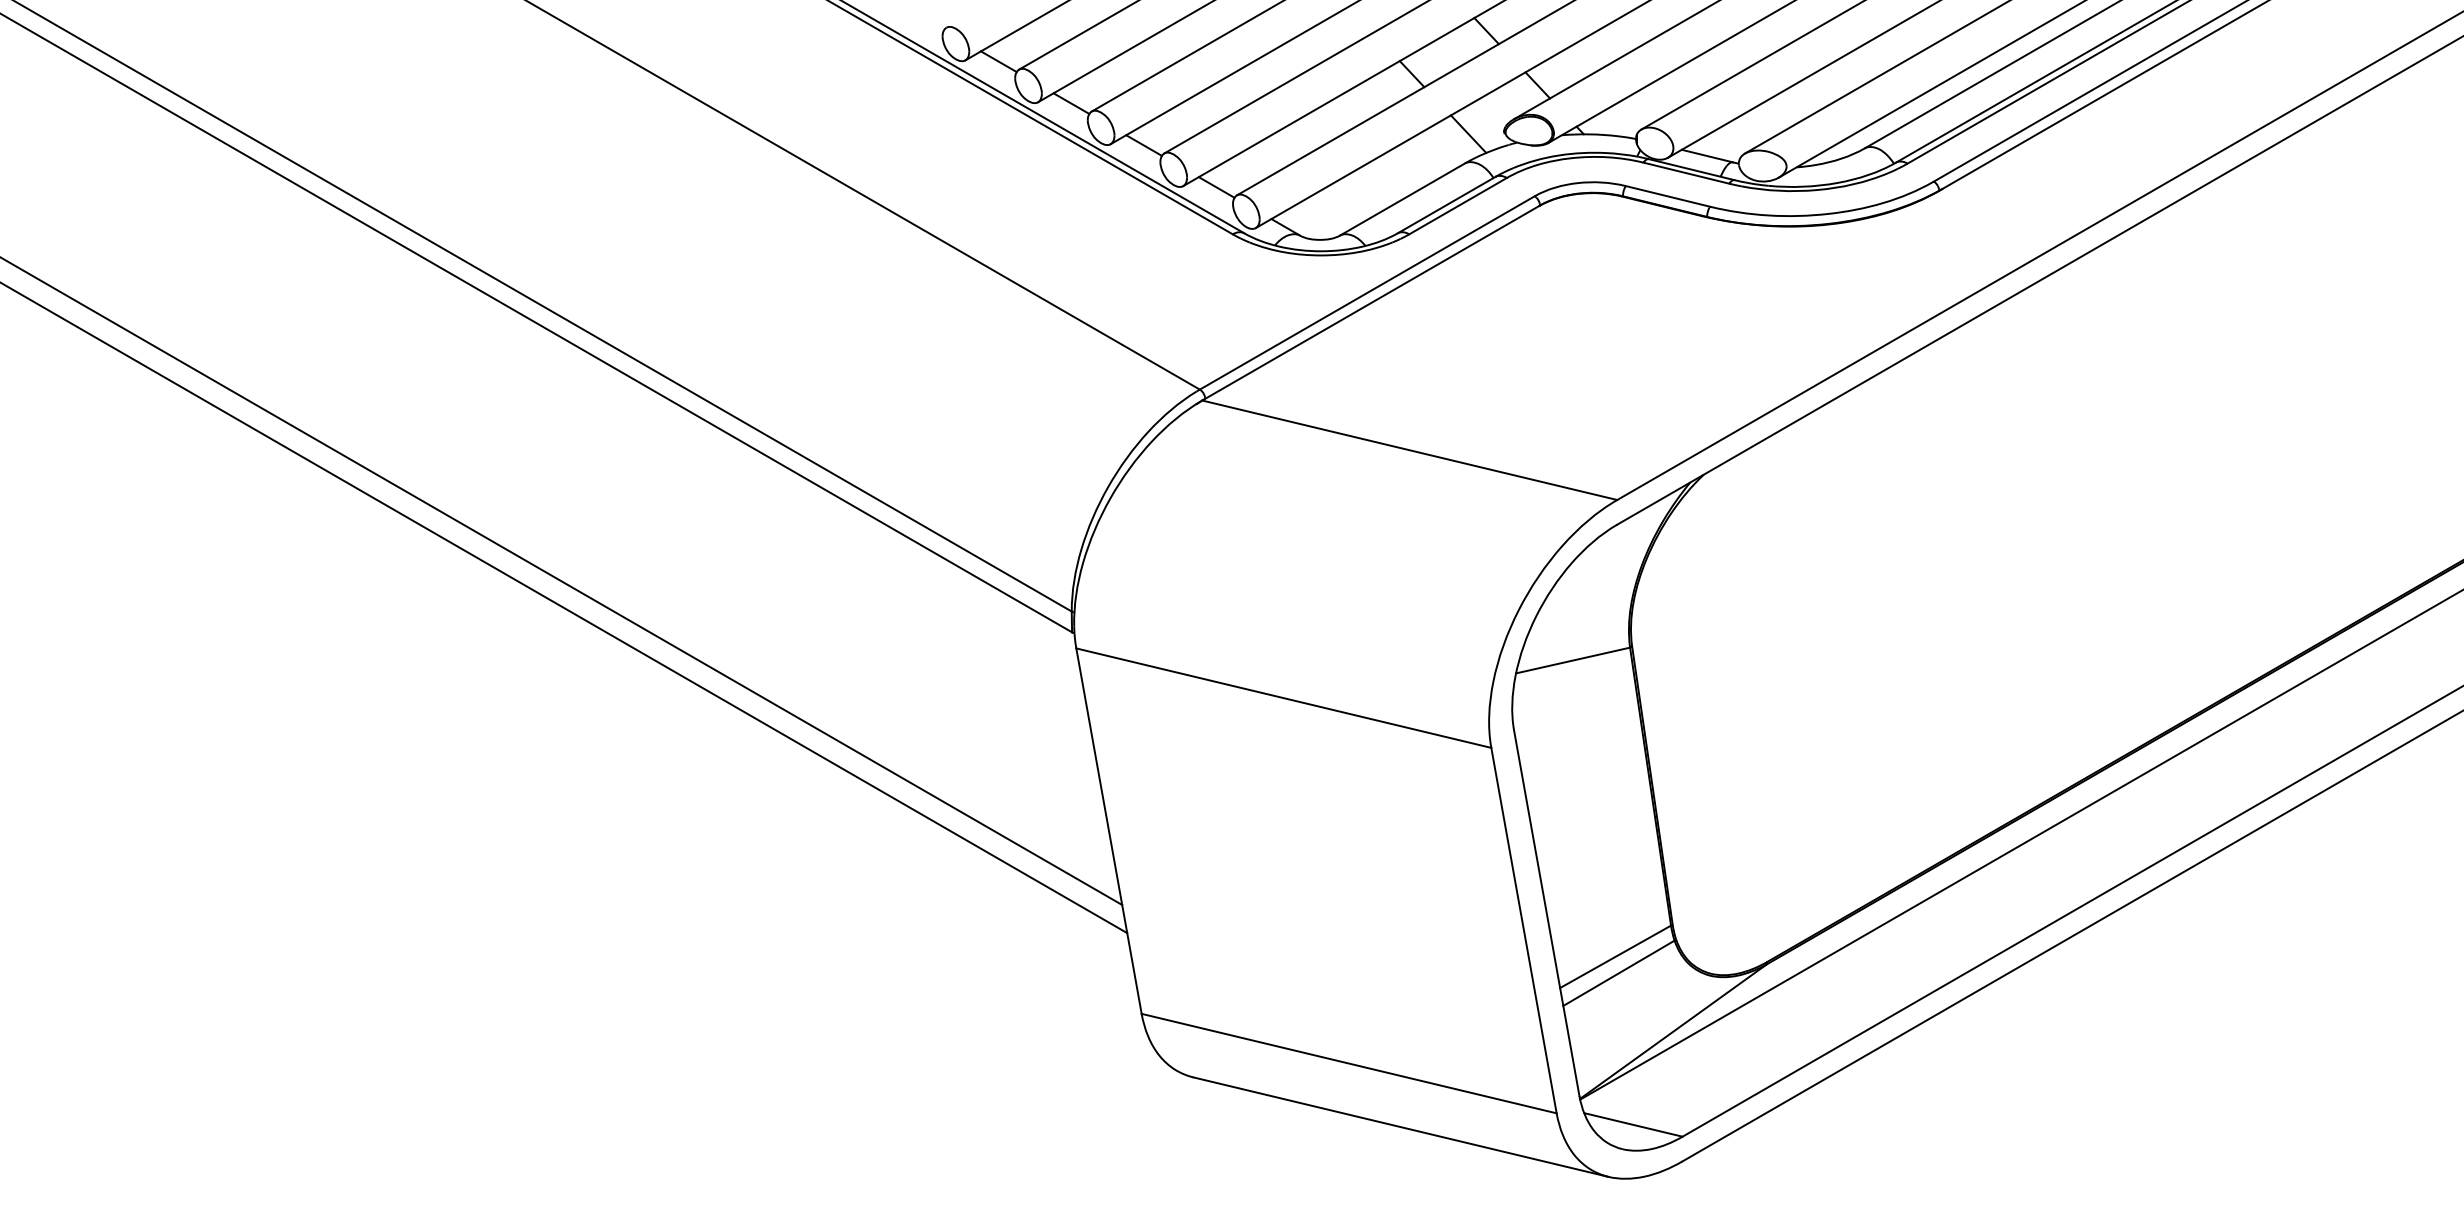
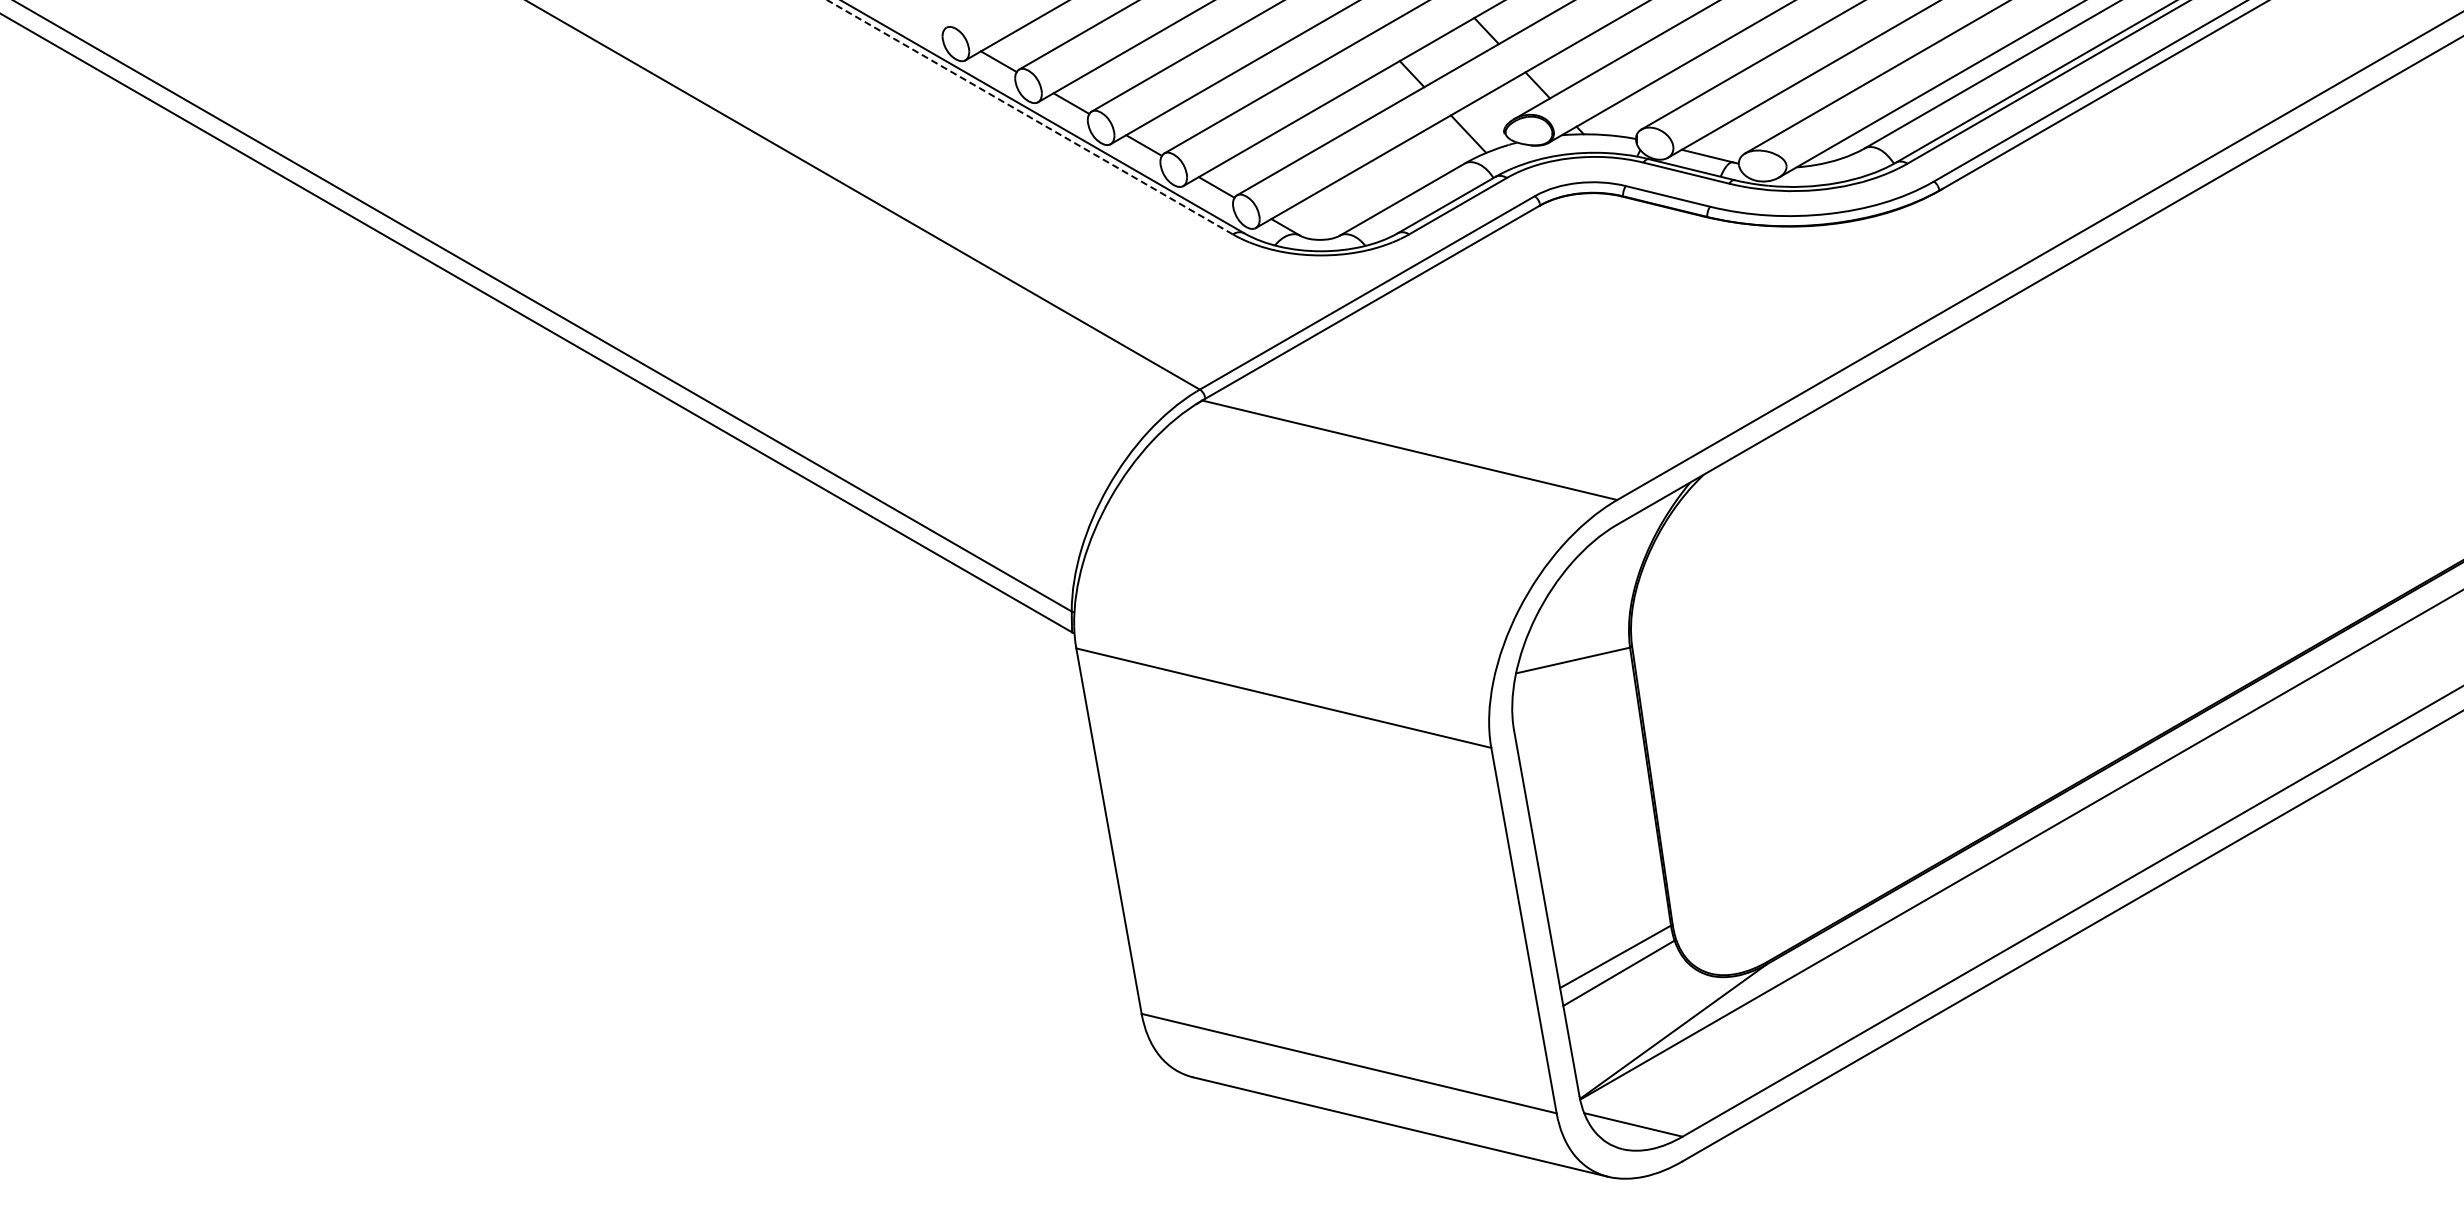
line: solid -> dashed (1030, 117)
line: present -> none (562, 581)
line: present -> none (564, 608)
